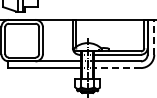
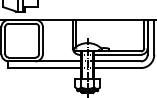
line: dashed -> solid (154, 36)
line: dashed -> solid (117, 68)
